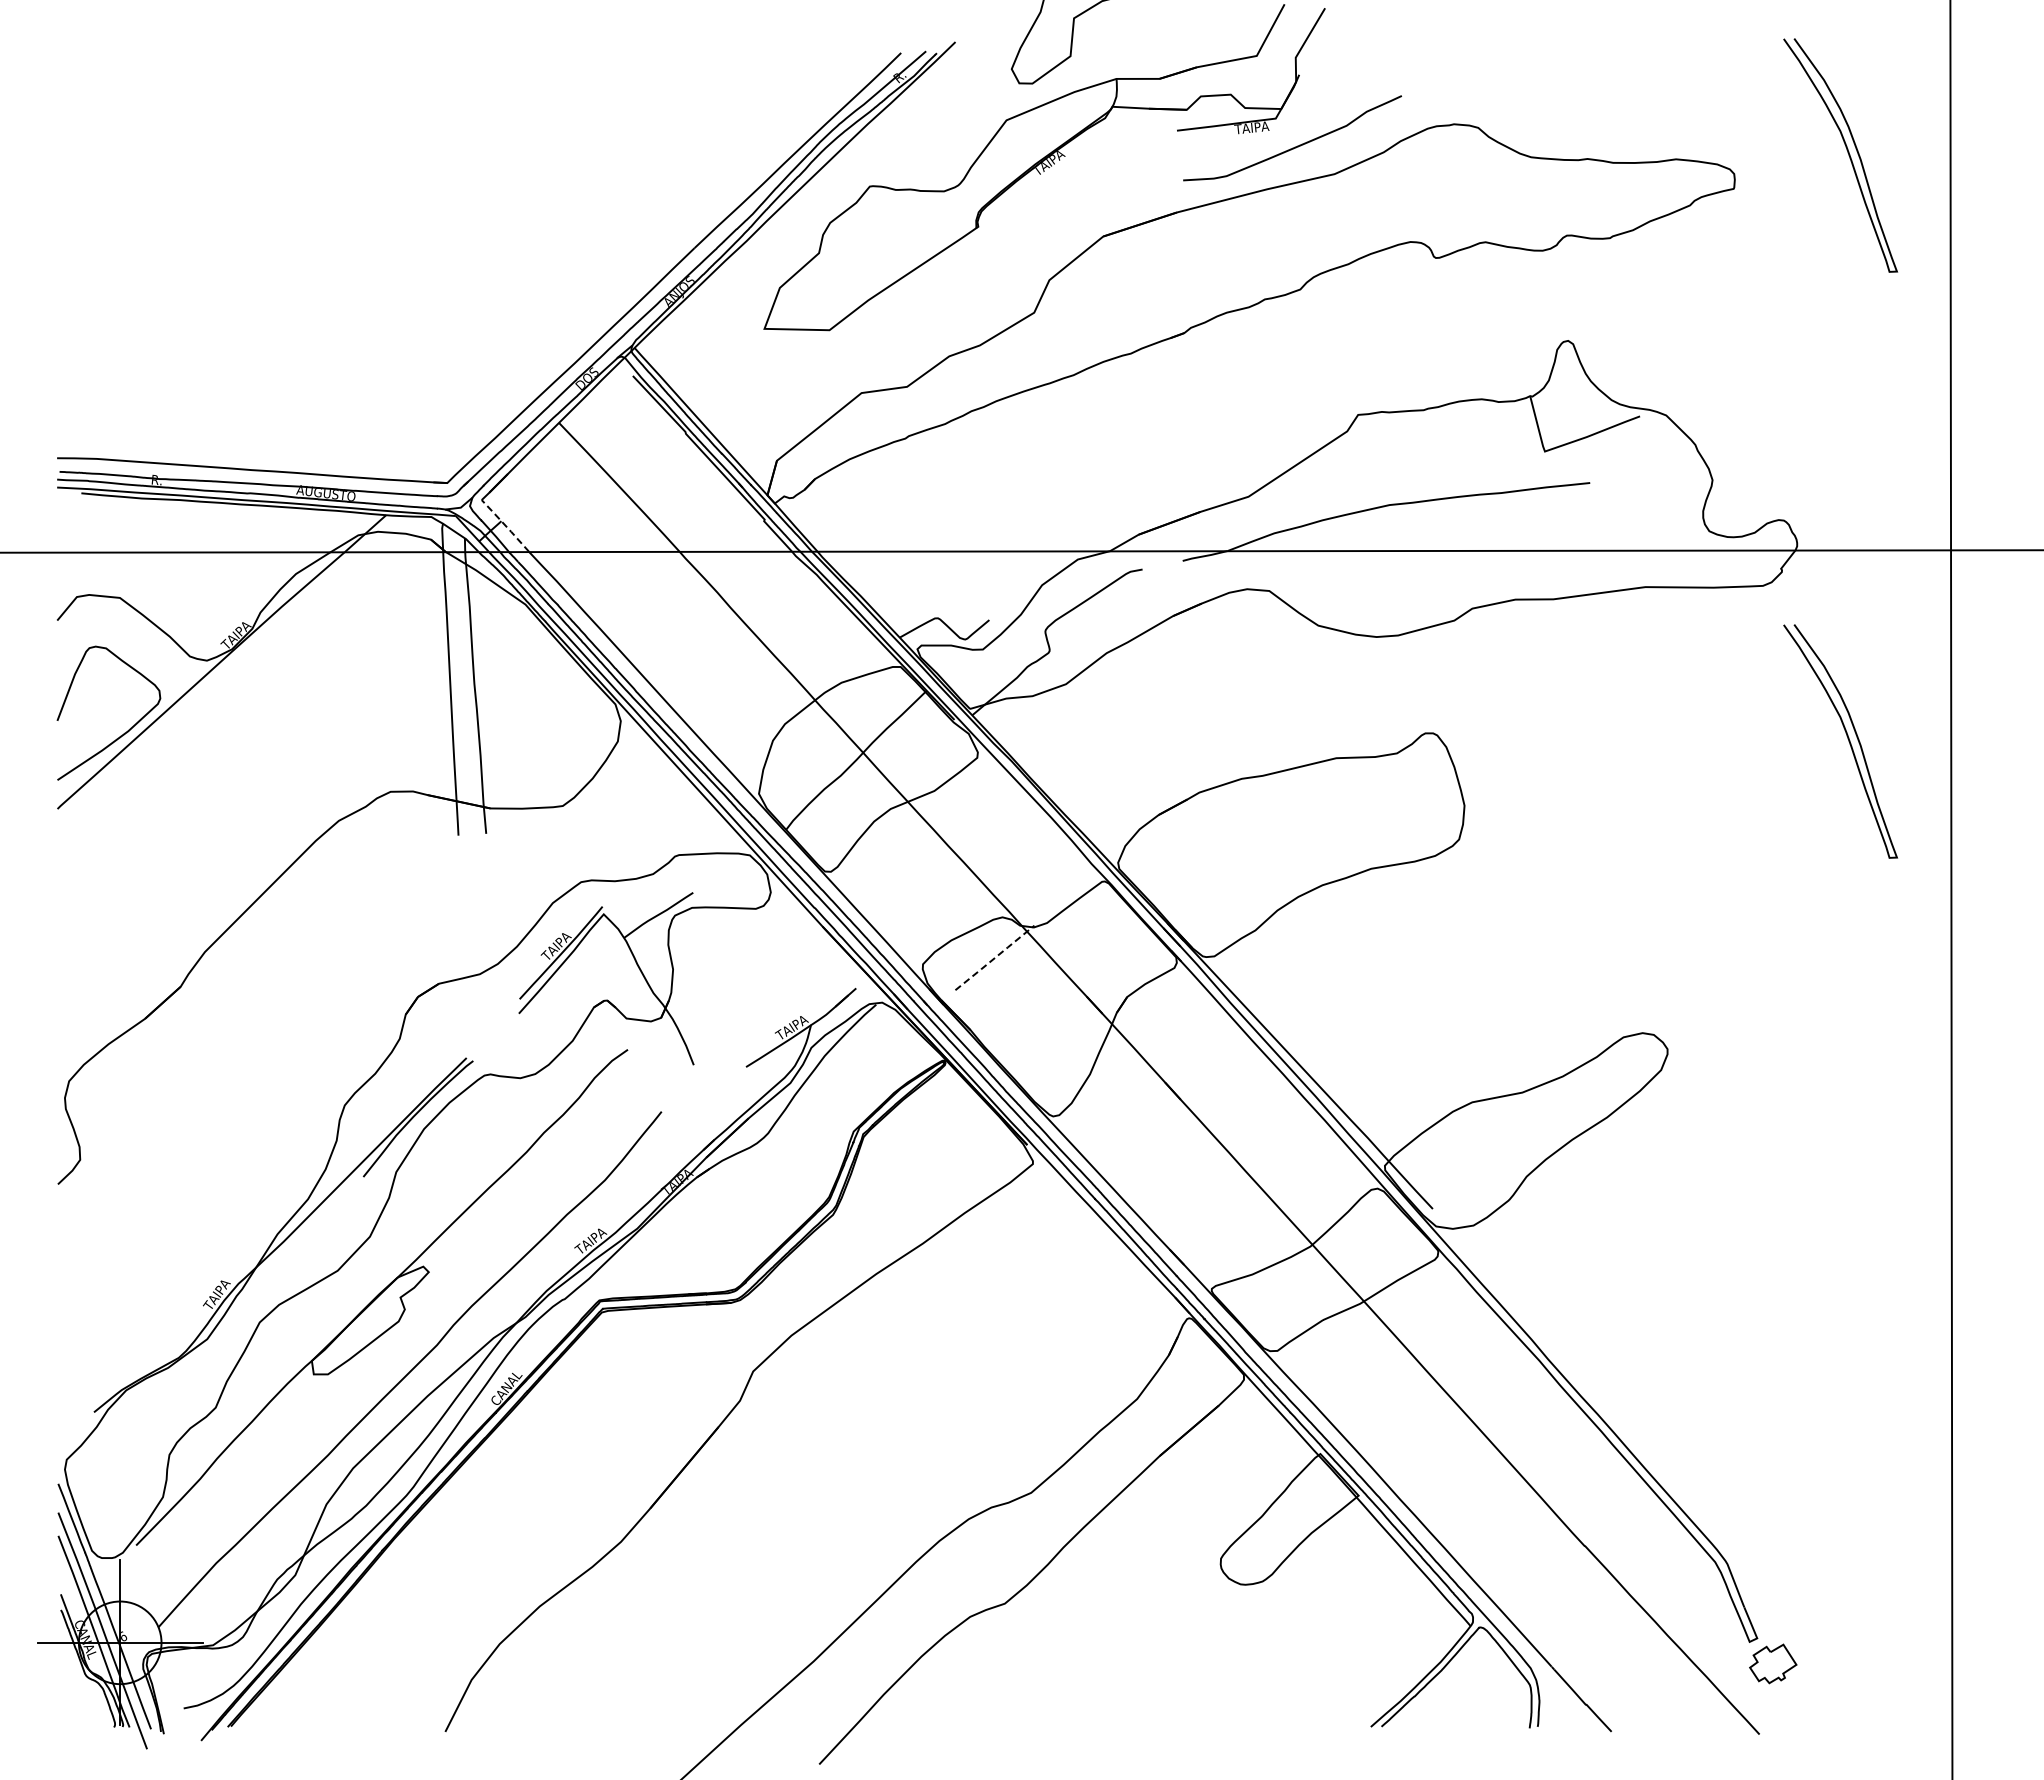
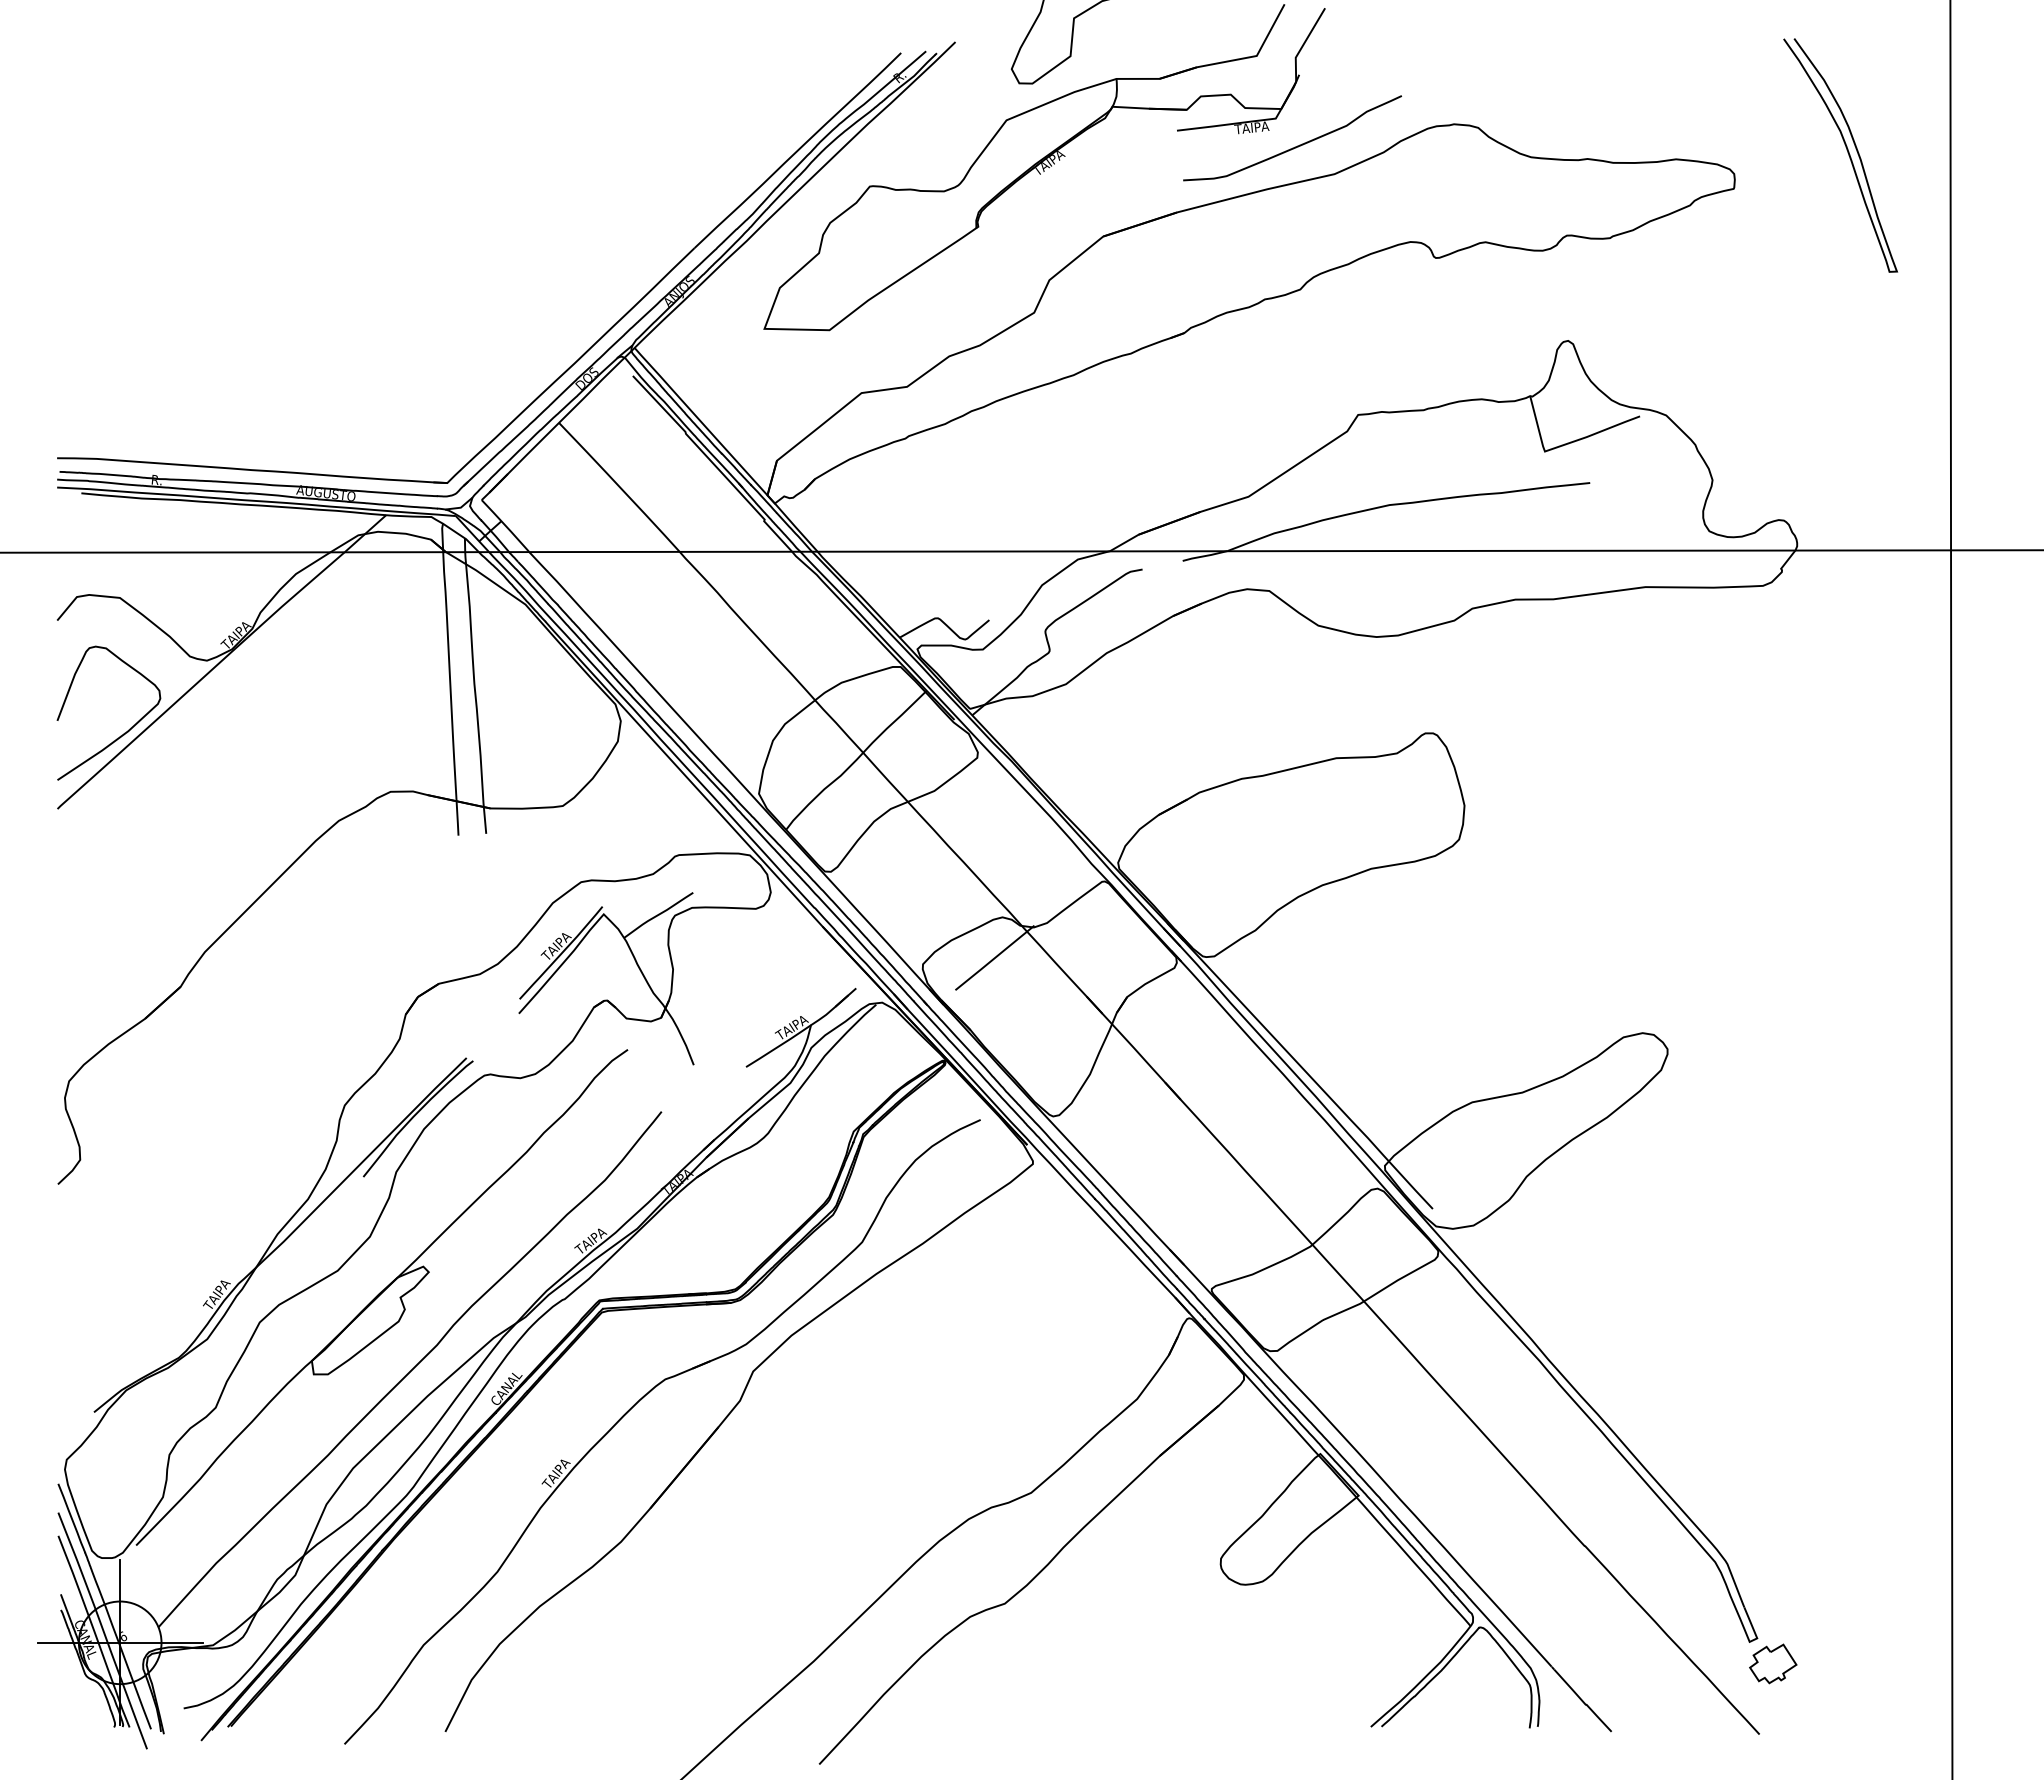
line: dashed -> solid (505, 525)
curve: present -> none (1847, 739)
line: dashed -> solid (994, 958)
part: none -> present (636, 1404)
